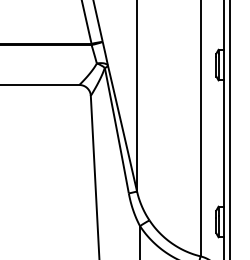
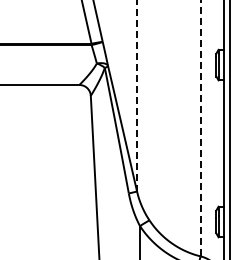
line: solid -> dashed (137, 95)
line: solid -> dashed (200, 128)
